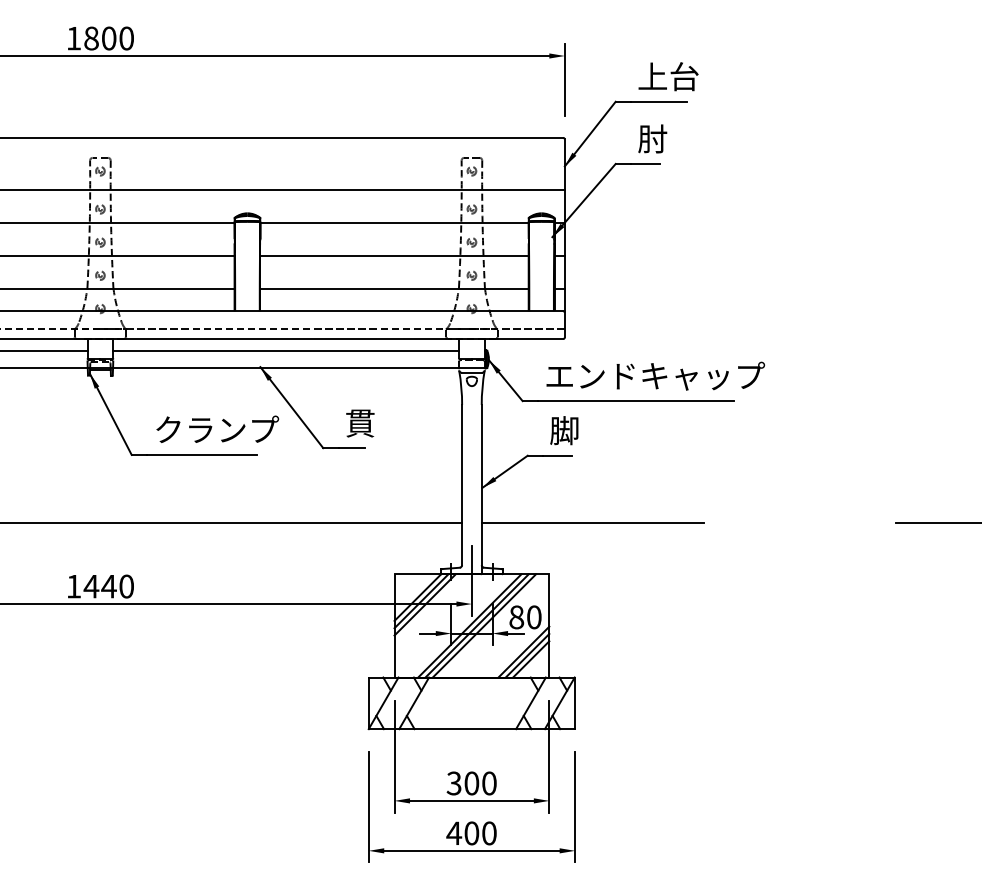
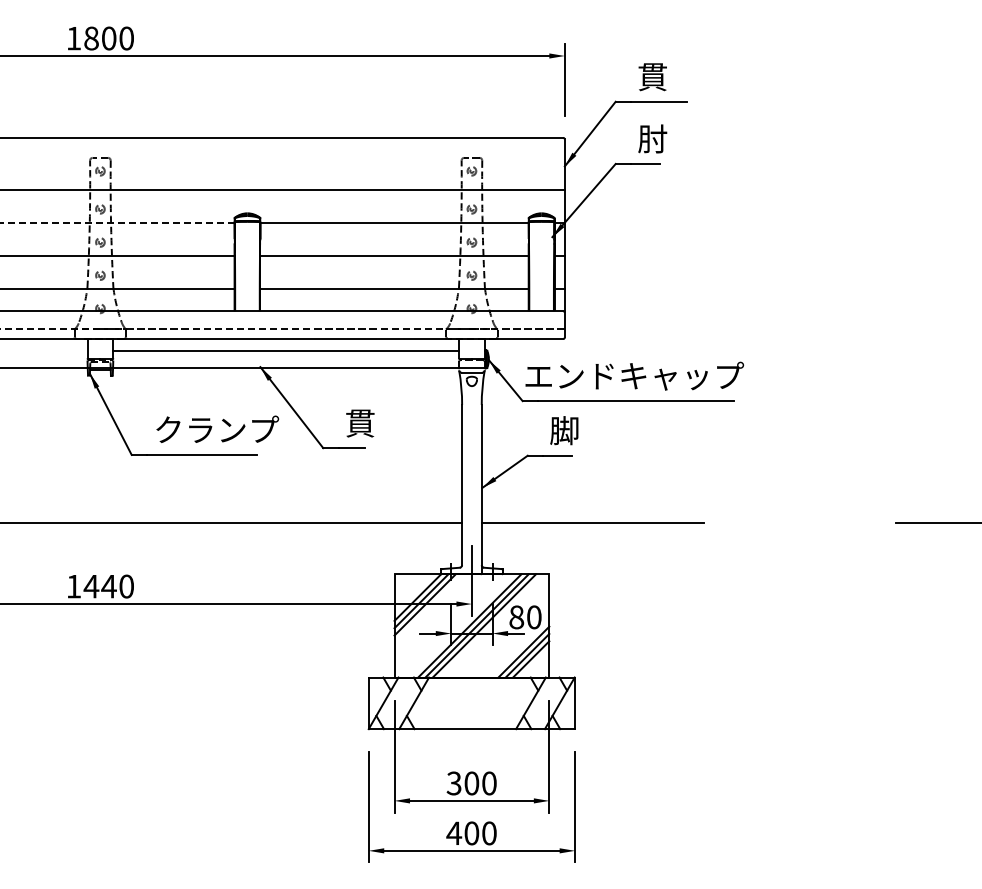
text: 上台 -> 貫 (668, 76)
line: solid -> dashed (116, 222)
line: present -> none (44, 350)
text position: (655, 375) -> (634, 375) (634, 375)
